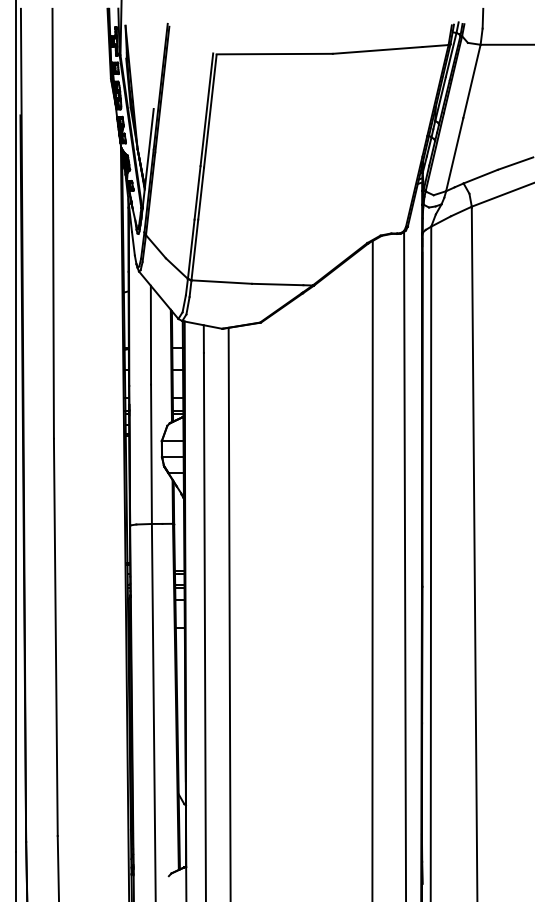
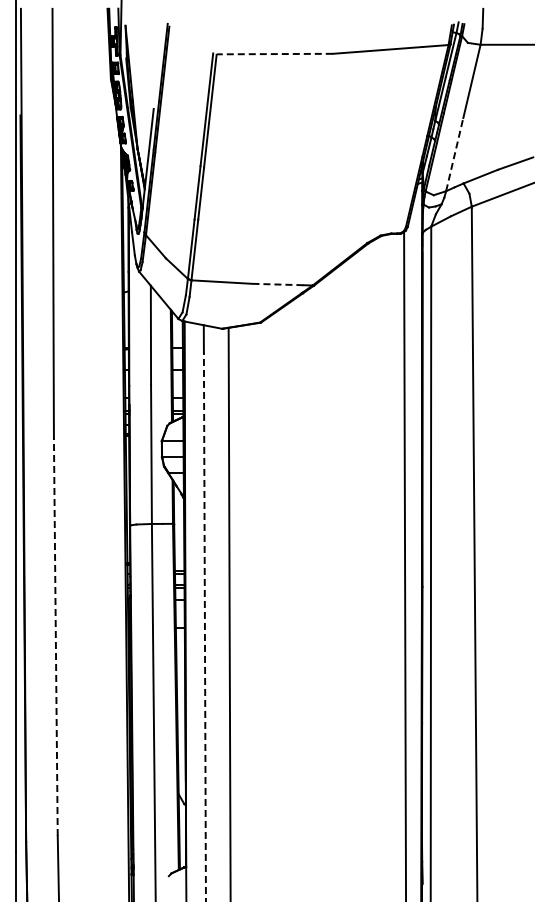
line: solid -> dashed (274, 54)
line: solid -> dashed (454, 154)
line: solid -> dashed (277, 284)
line: present -> none (372, 569)
line: solid -> dashed (204, 626)
line: solid -> dashed (55, 637)
